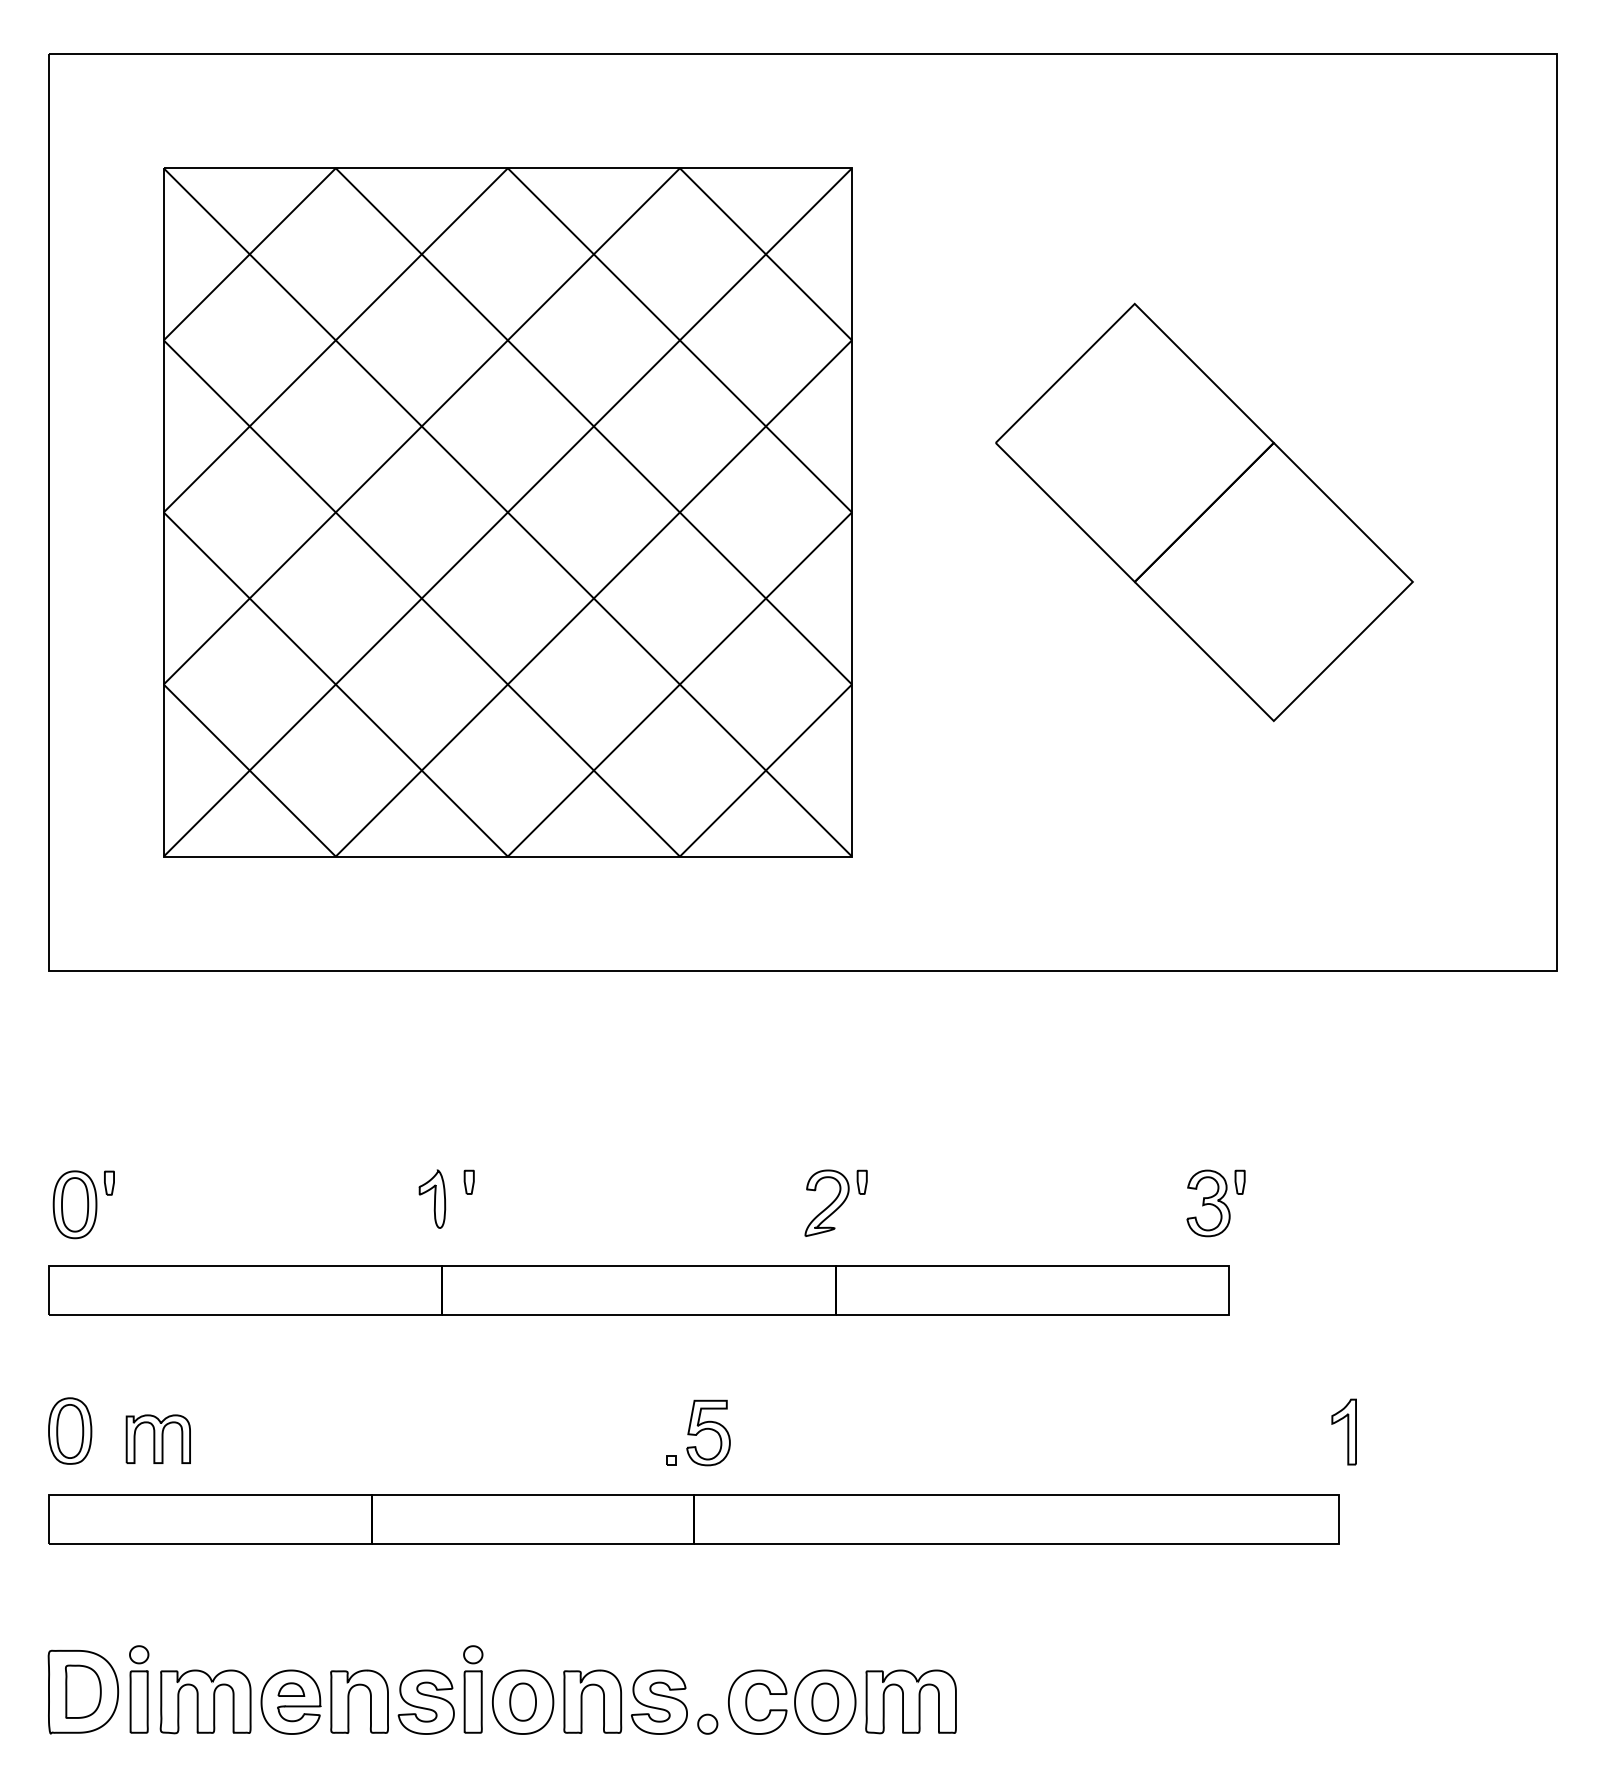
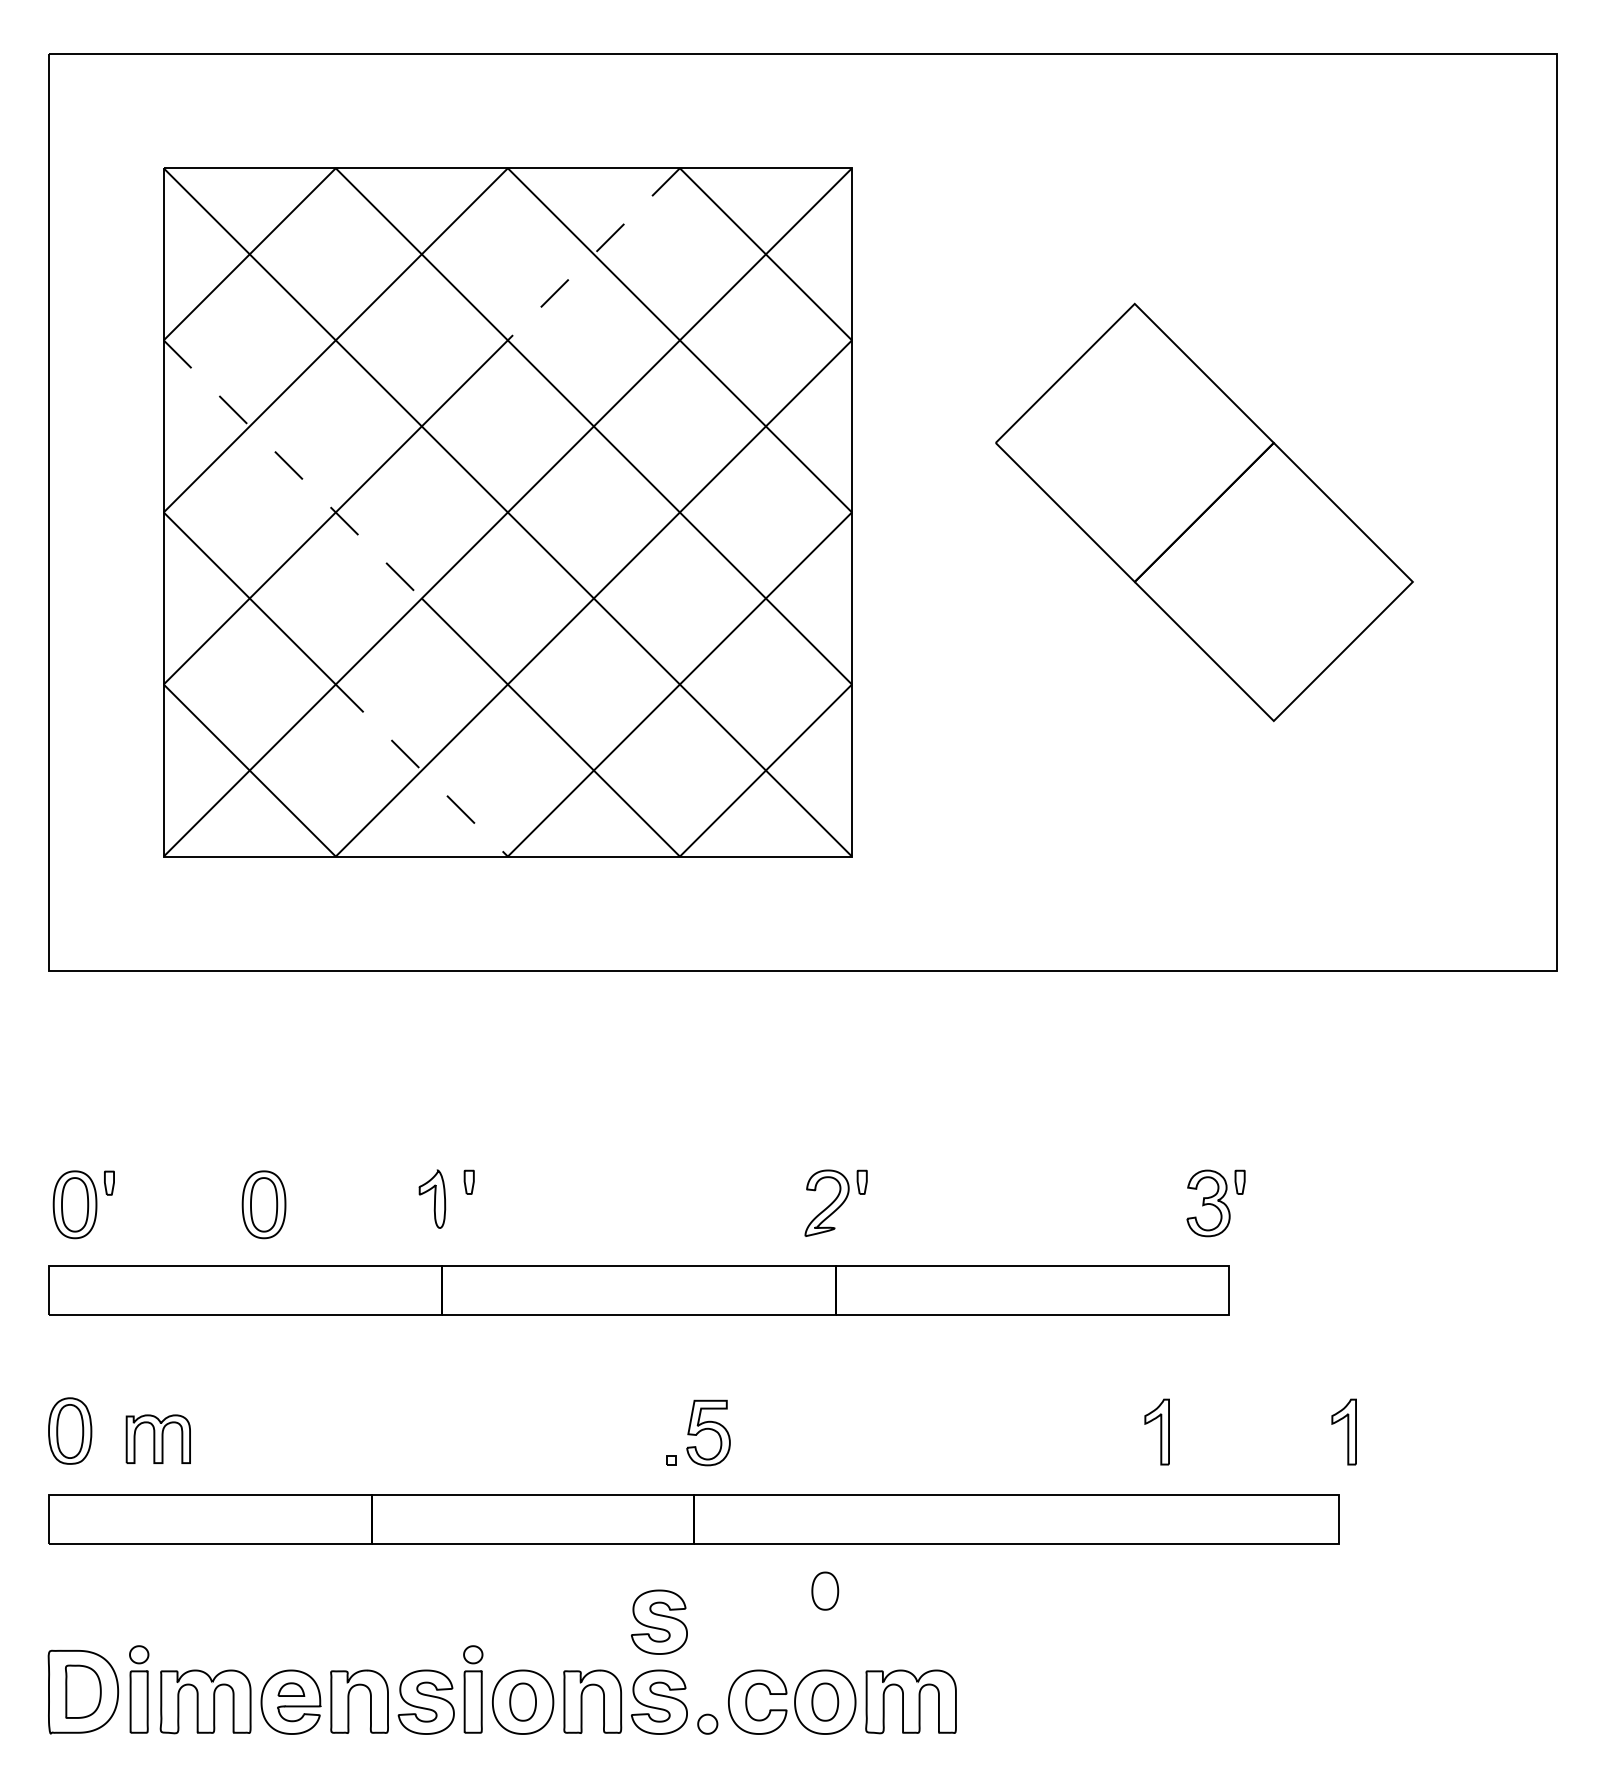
line: solid -> dashed (593, 254)
line: solid -> dashed (292, 469)
line: solid -> dashed (421, 770)
part: none -> present (263, 1204)
part: none -> present (1156, 1431)
part: none -> present (825, 1590)
part: none -> present (659, 1621)
